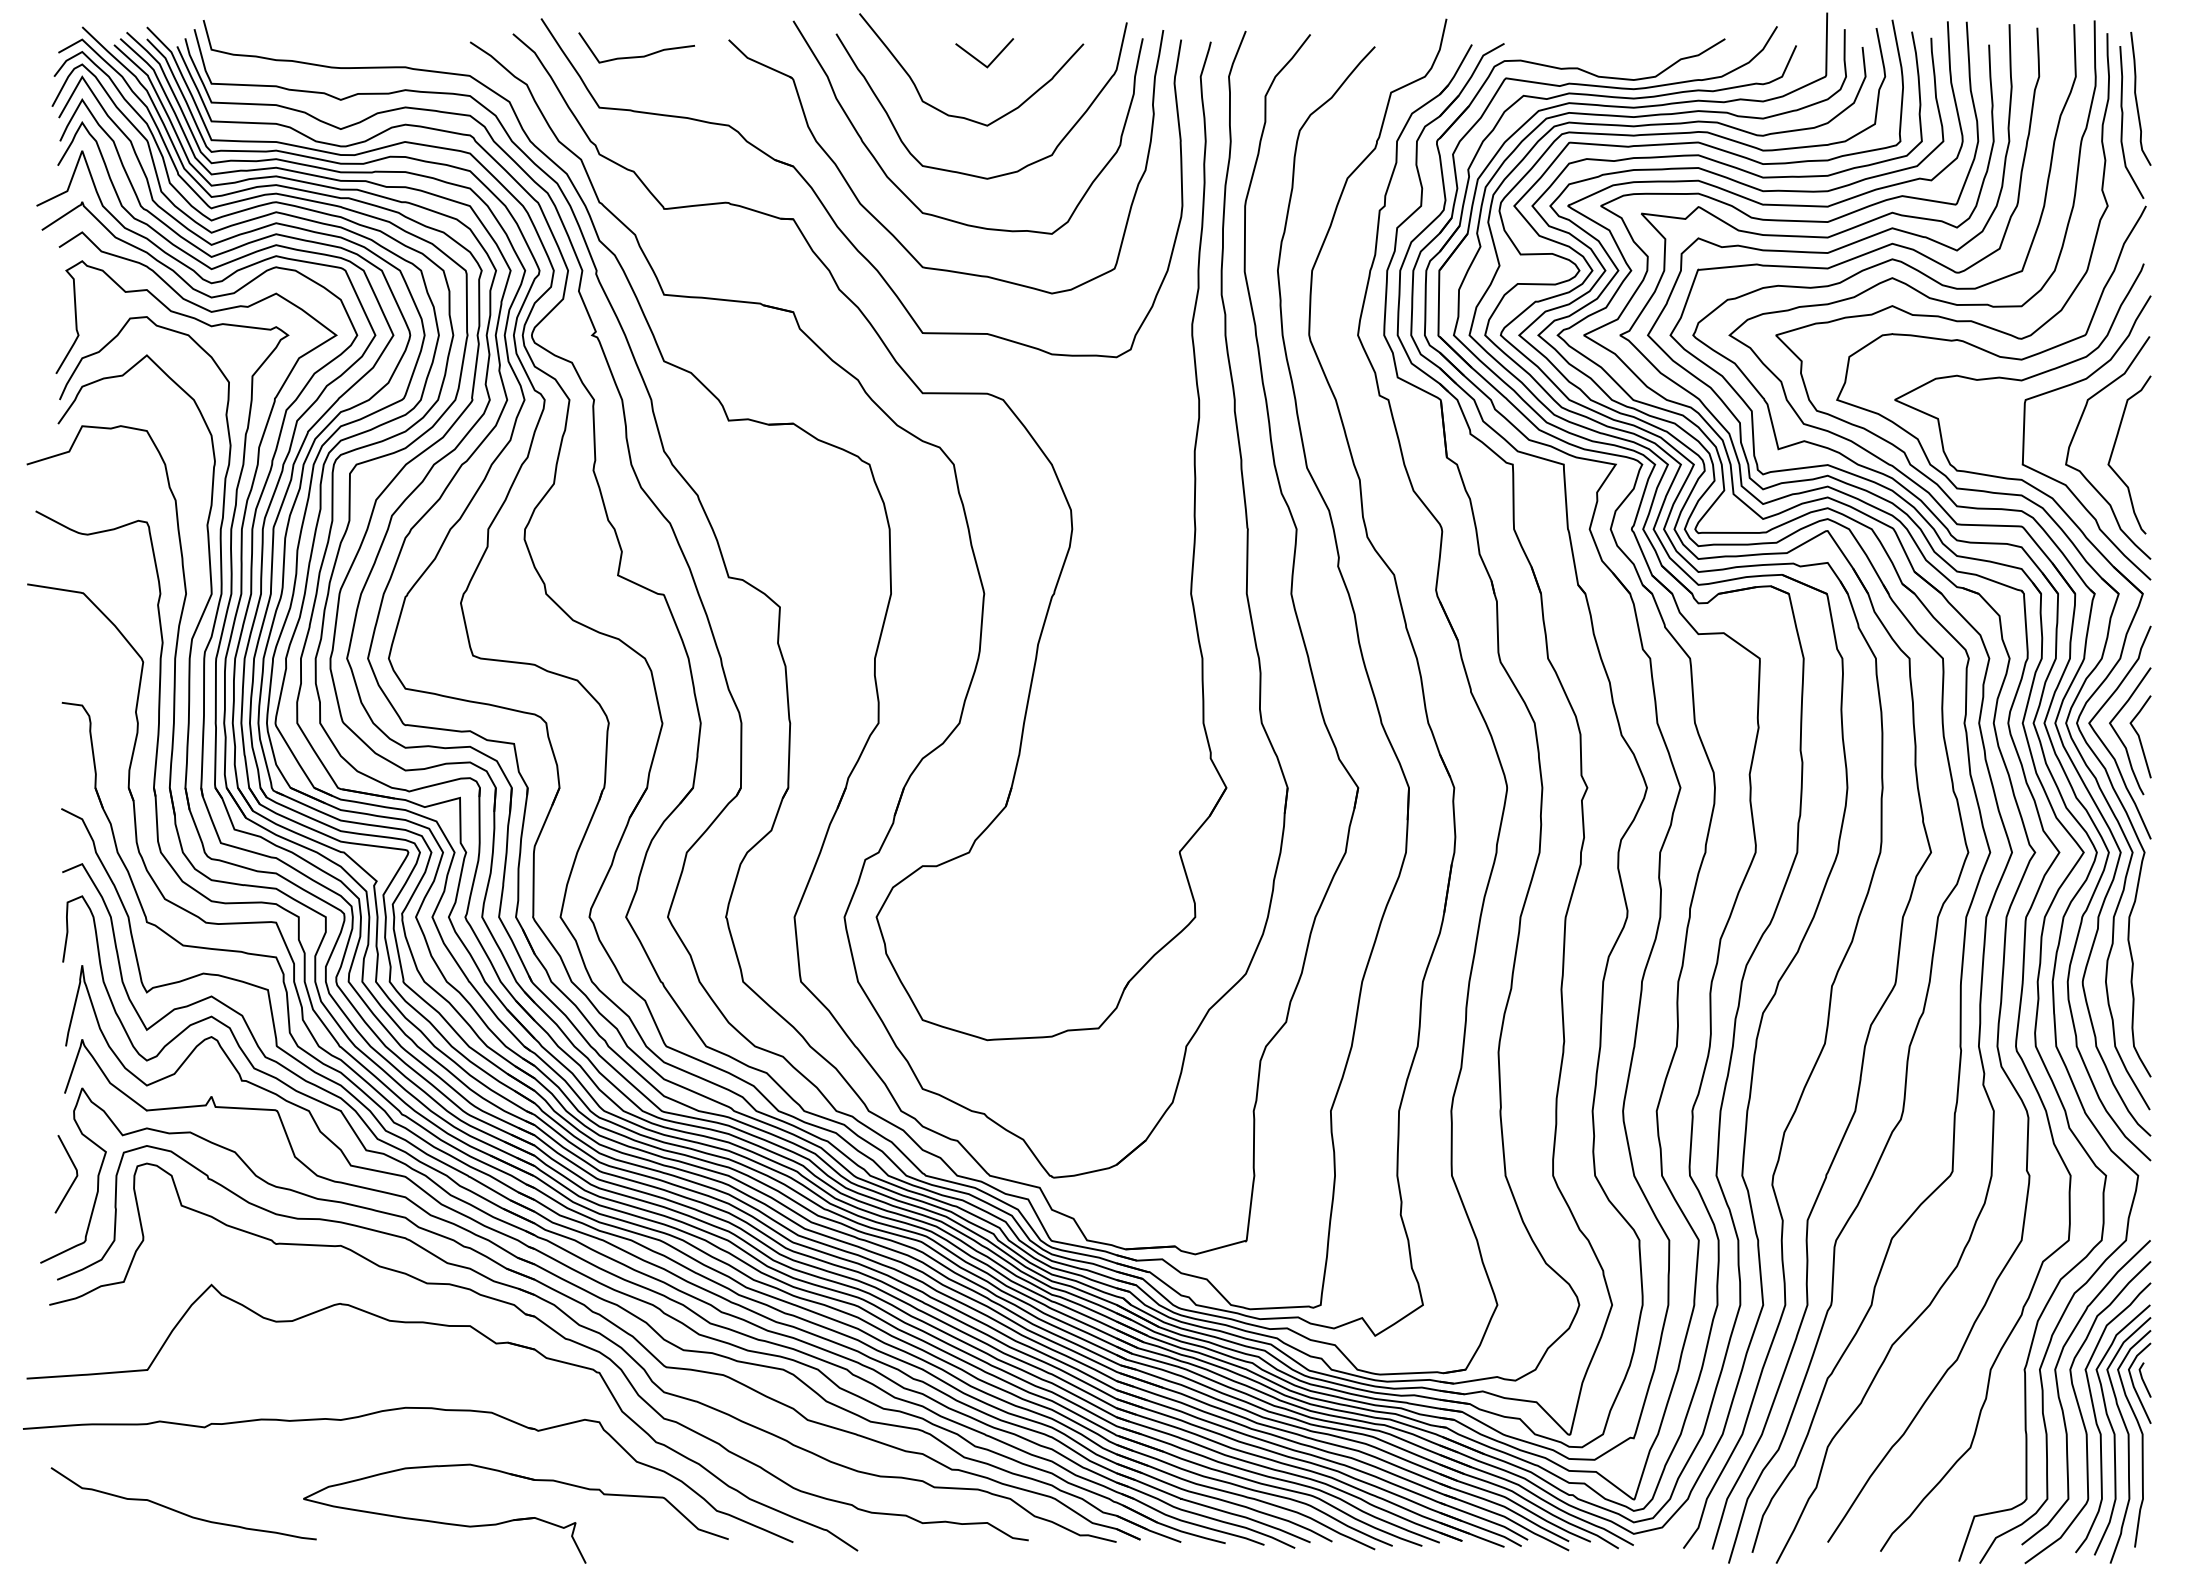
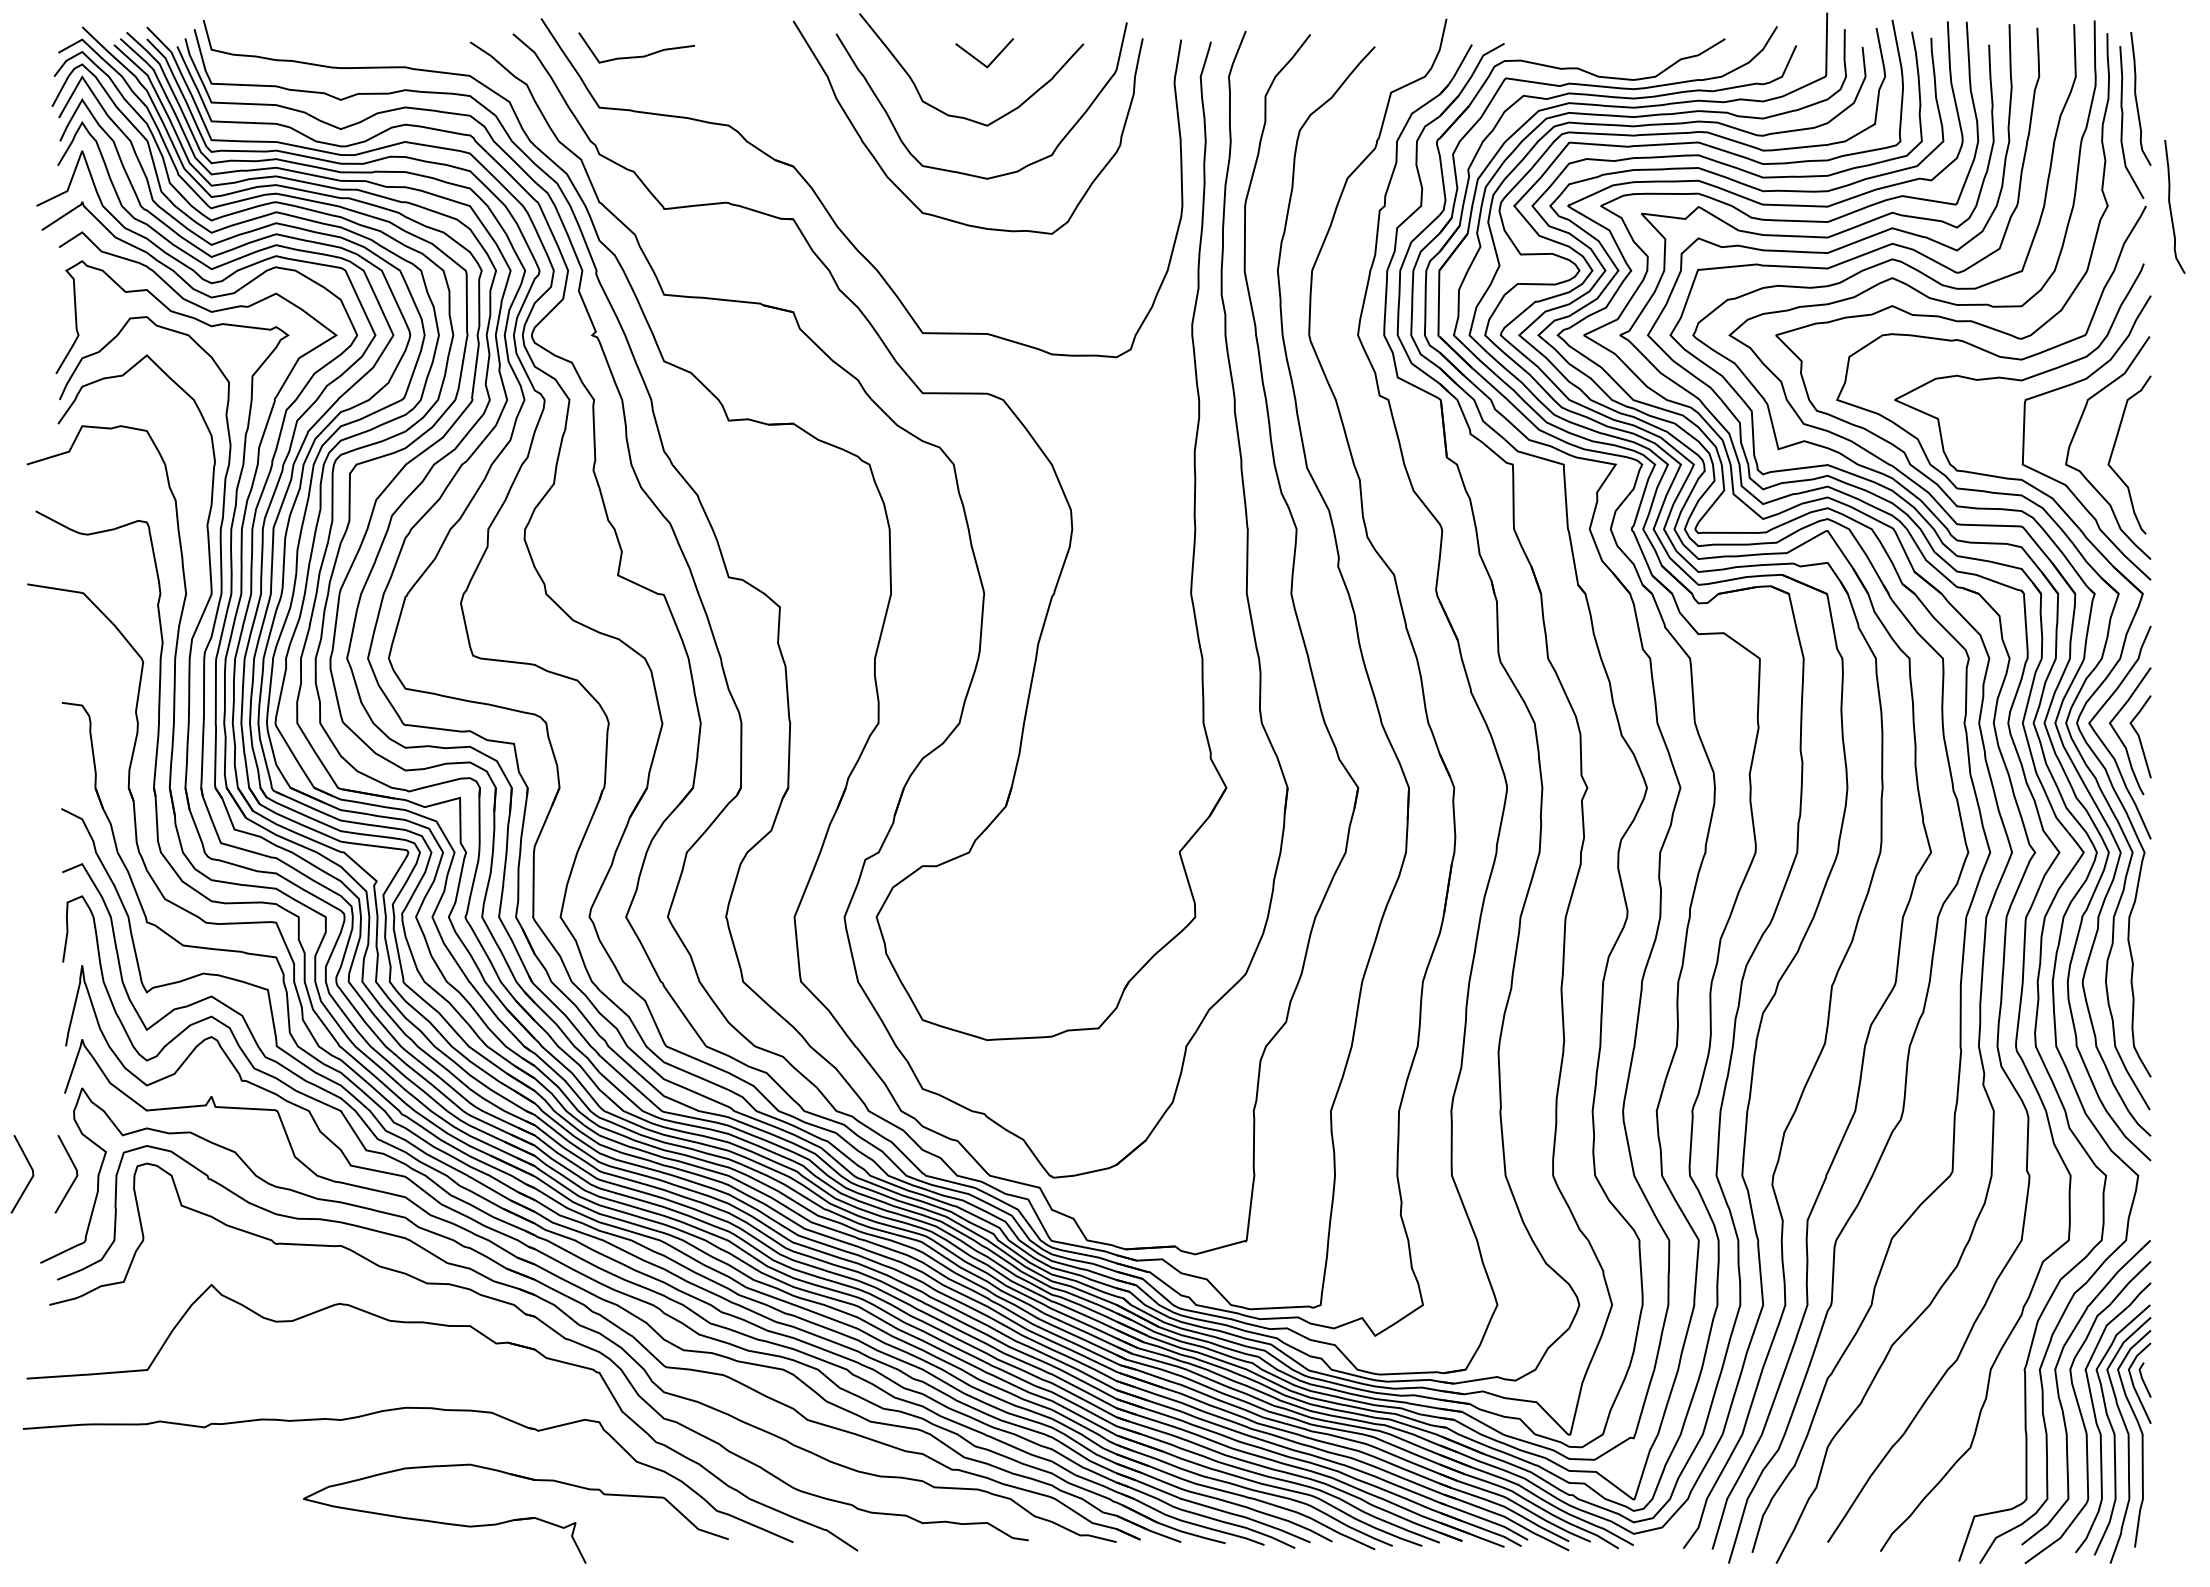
curve: none -> present (2171, 207)
part: present -> none (883, 224)
line: none -> present (30, 1178)
curve: present -> none (180, 1511)
